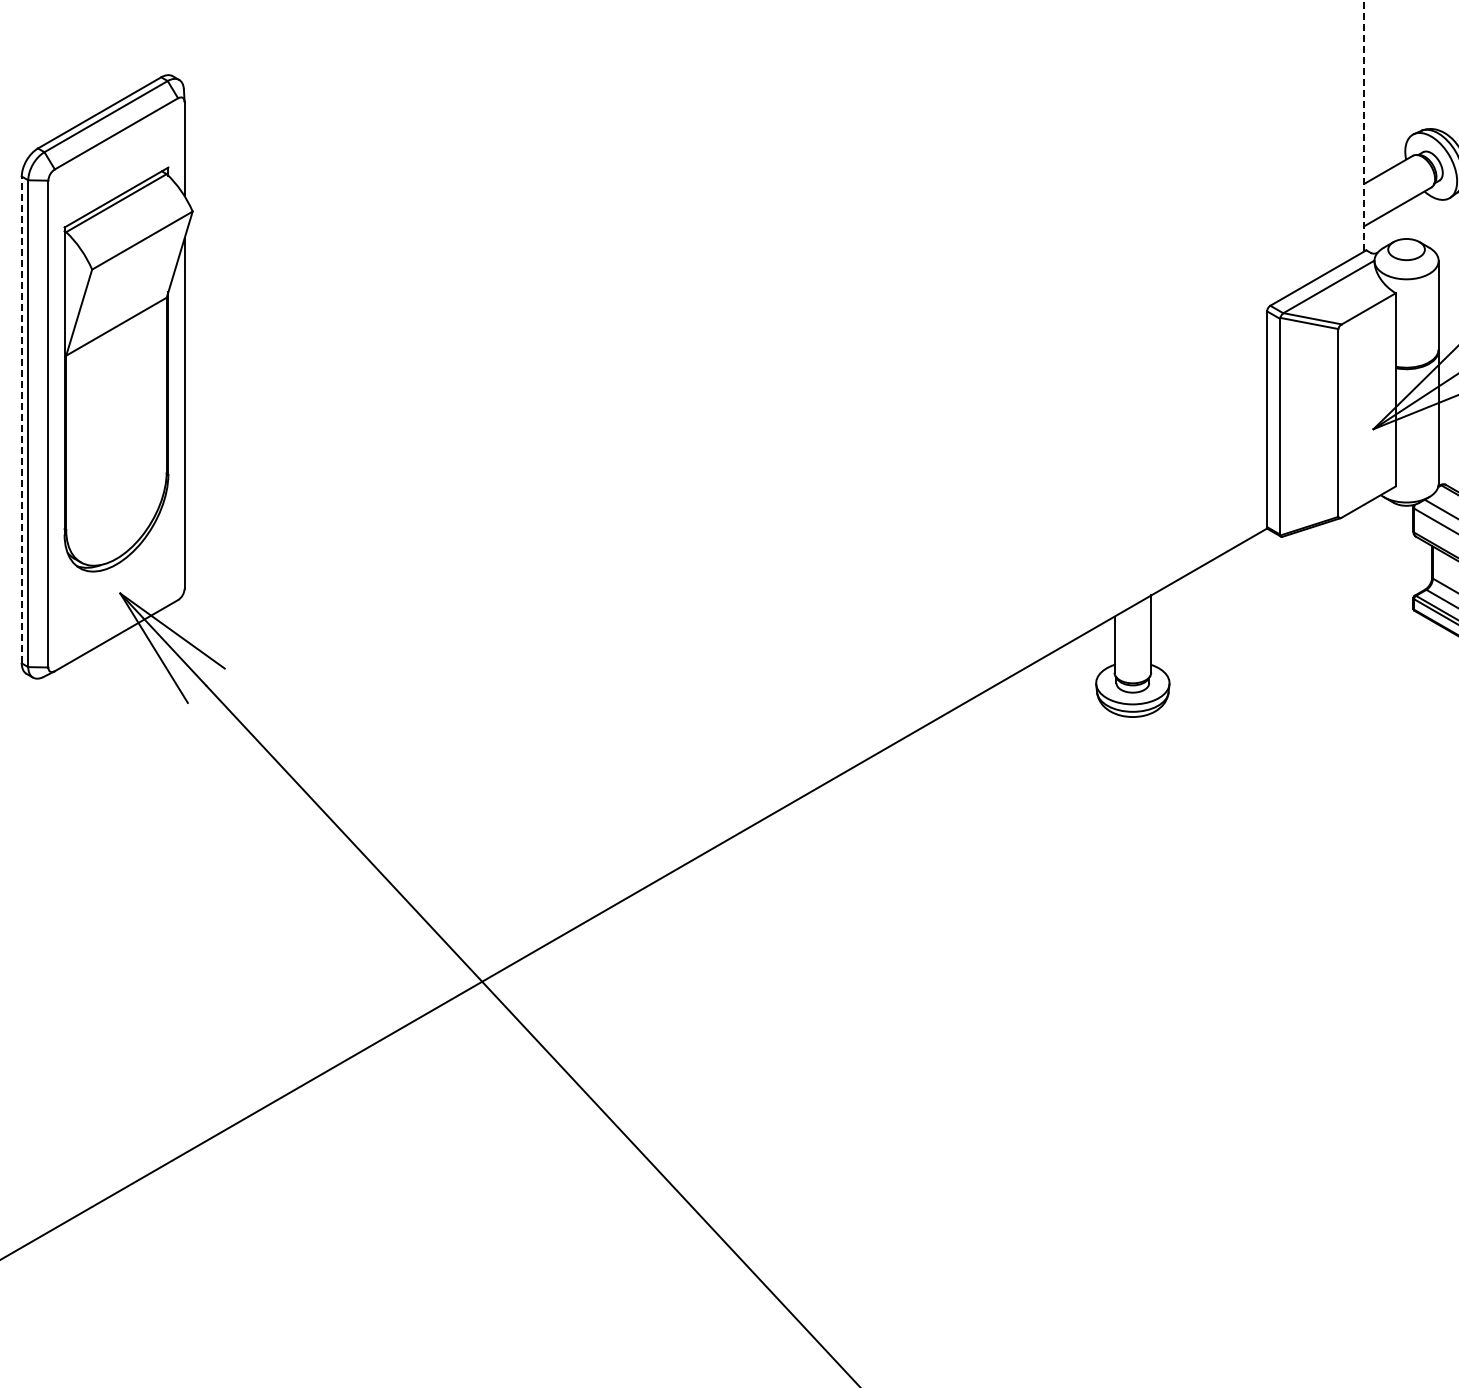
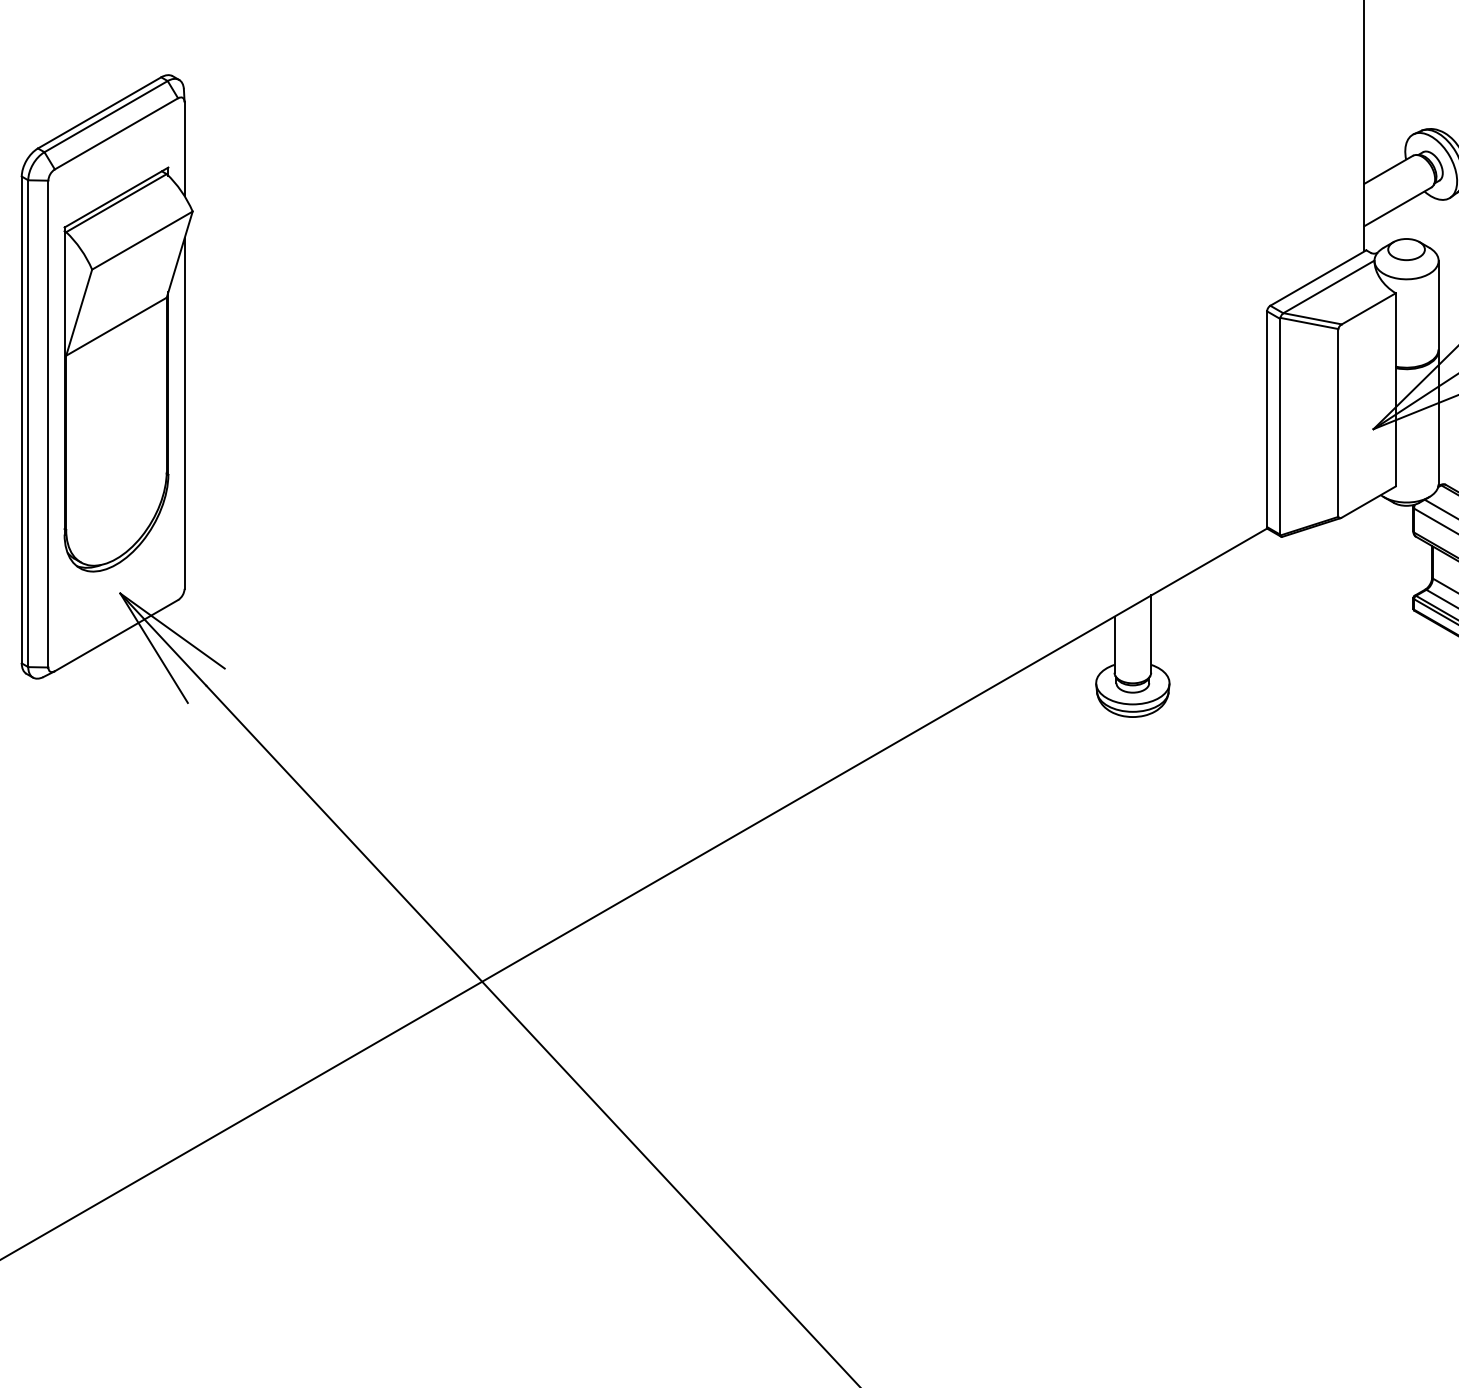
line: dashed -> solid (1364, 125)
line: dashed -> solid (21, 419)
